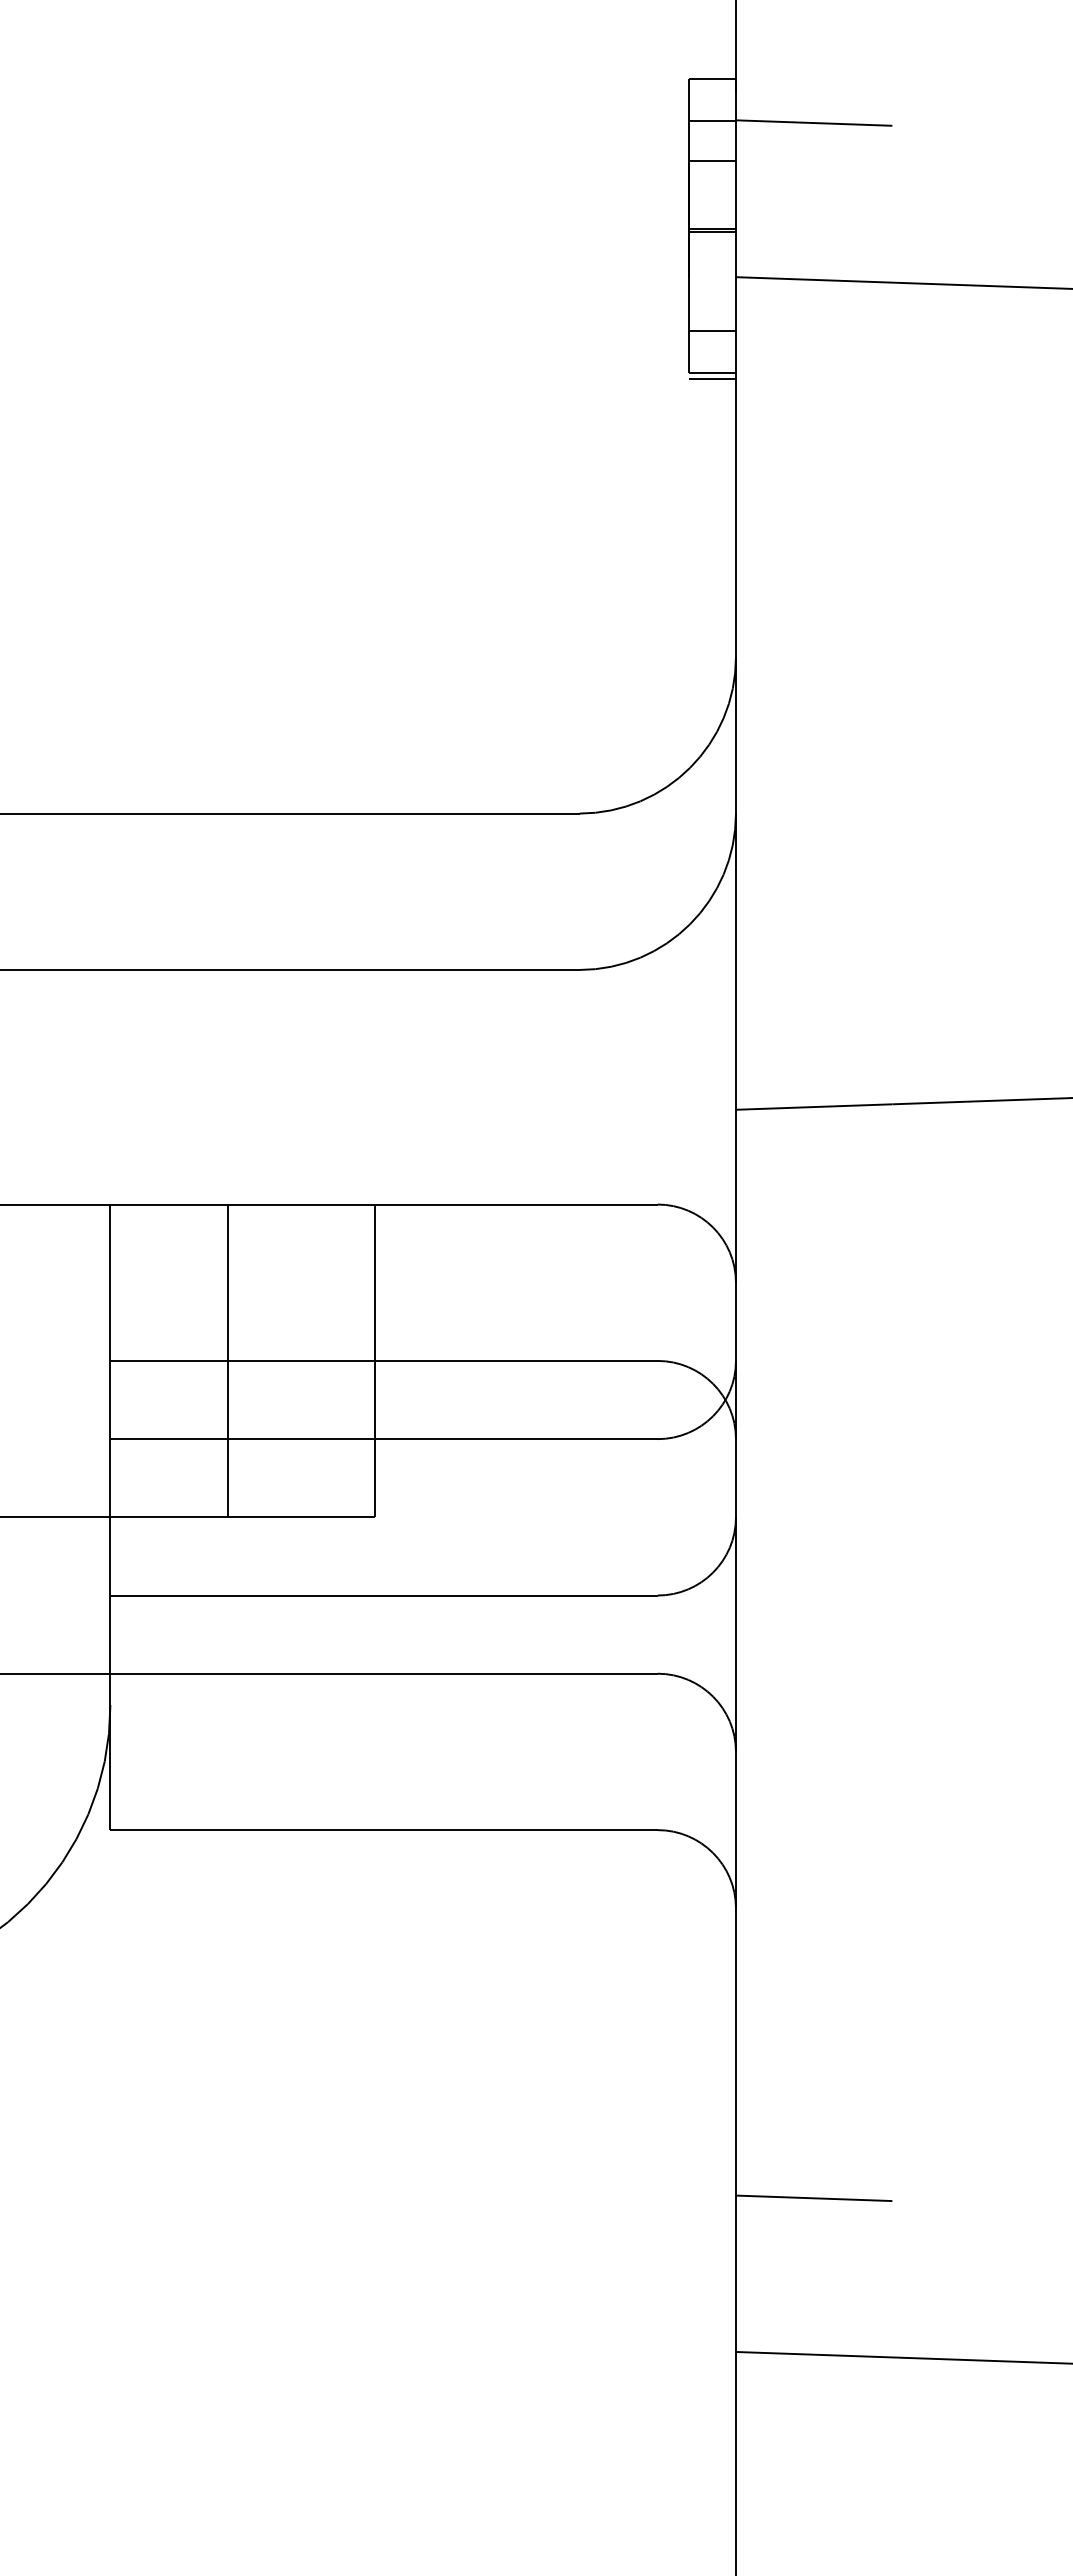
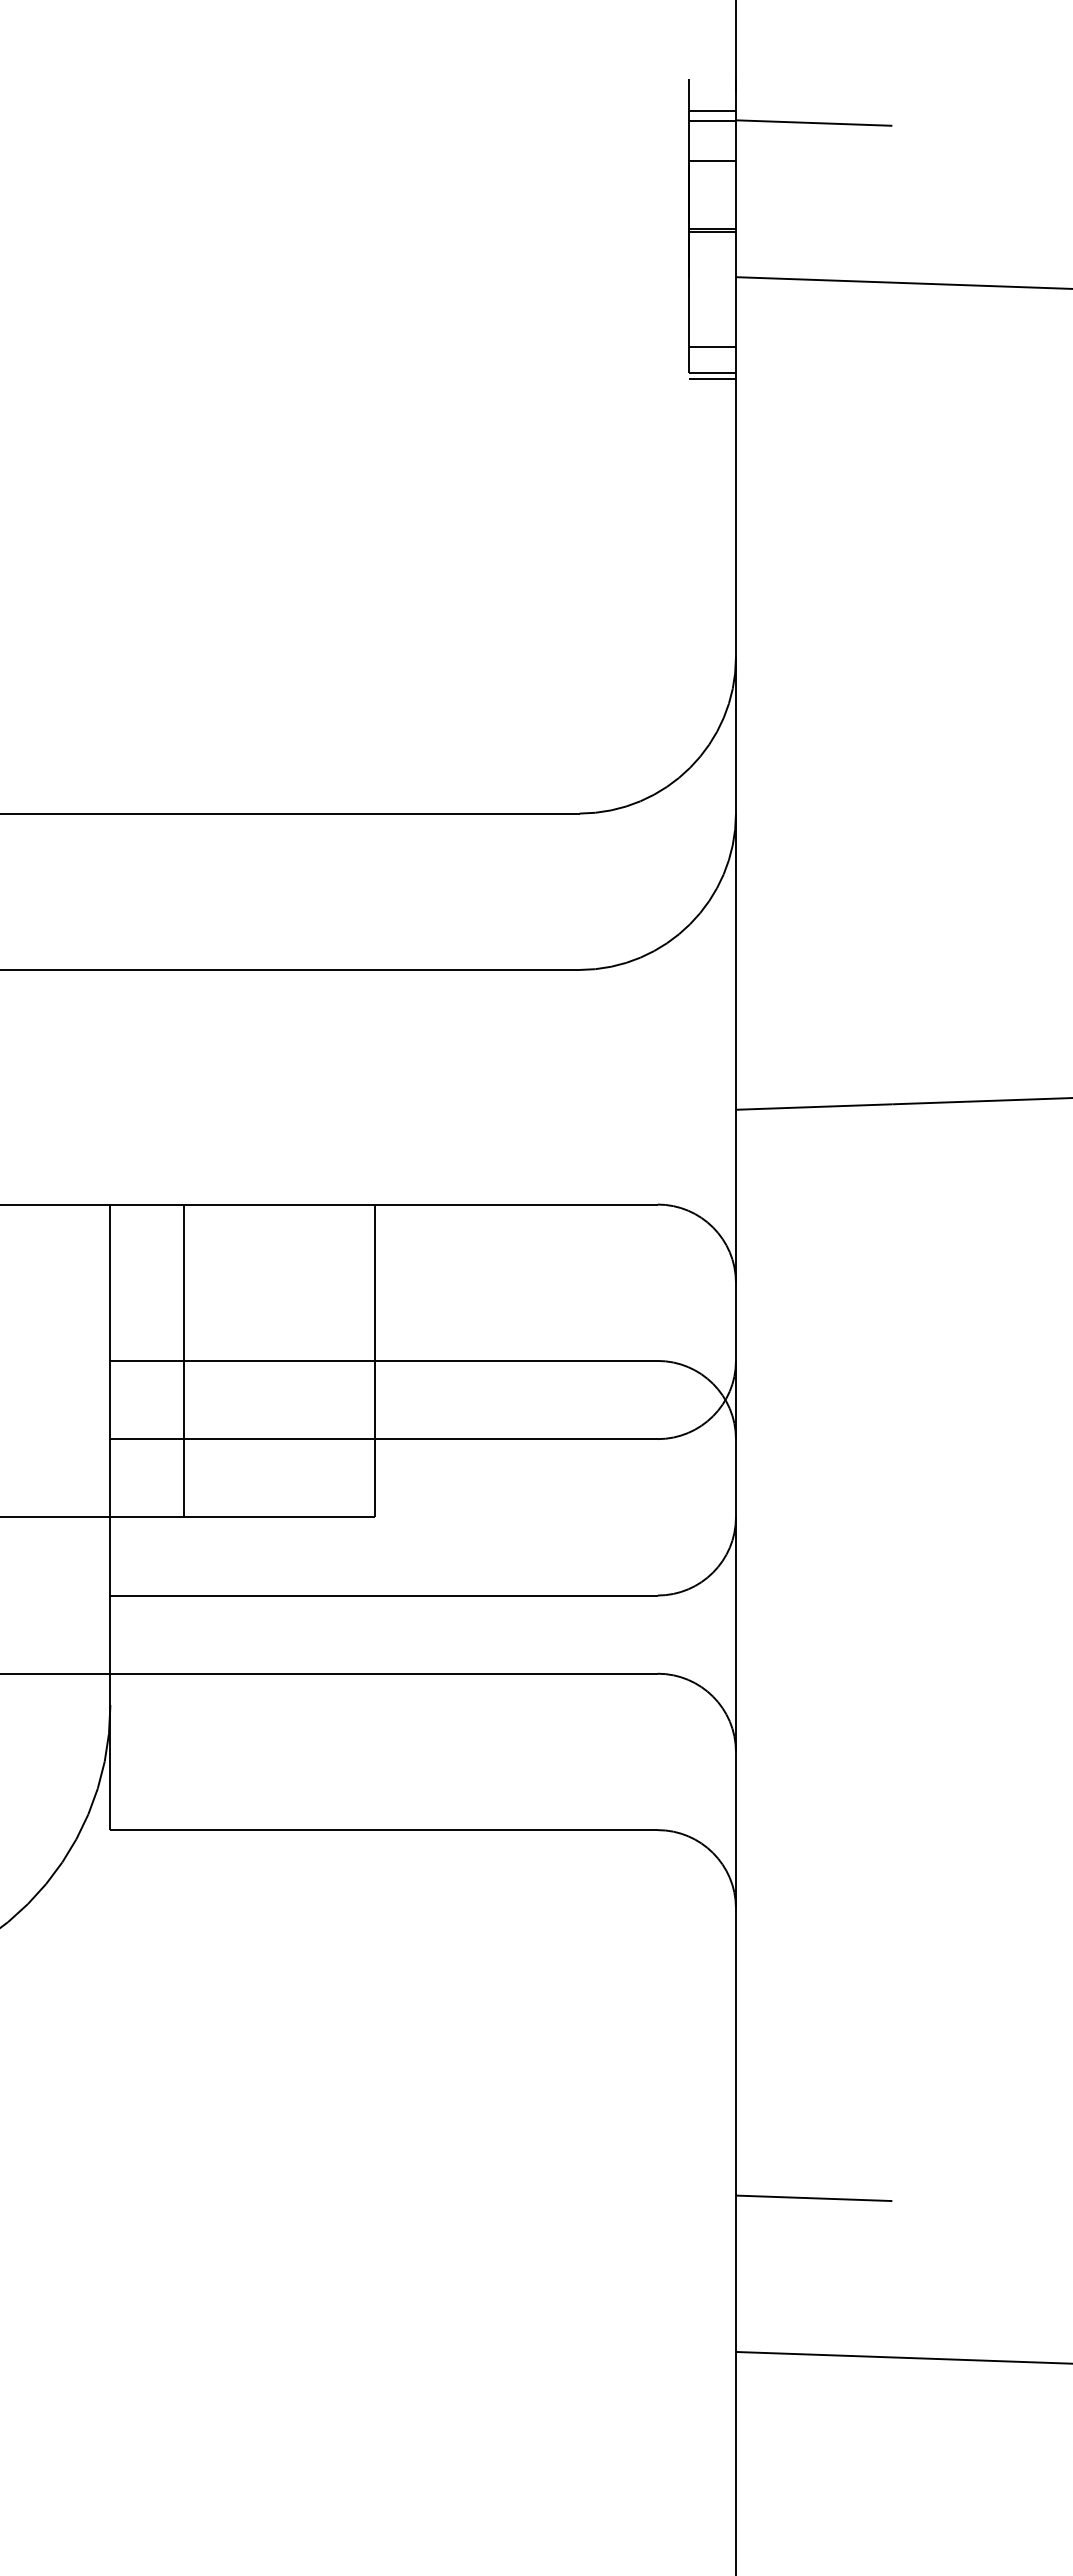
line position: (712, 78) -> (712, 110) (712, 110)
line position: (712, 331) -> (712, 347) (712, 347)
line position: (227, 1360) -> (183, 1360) (183, 1360)
